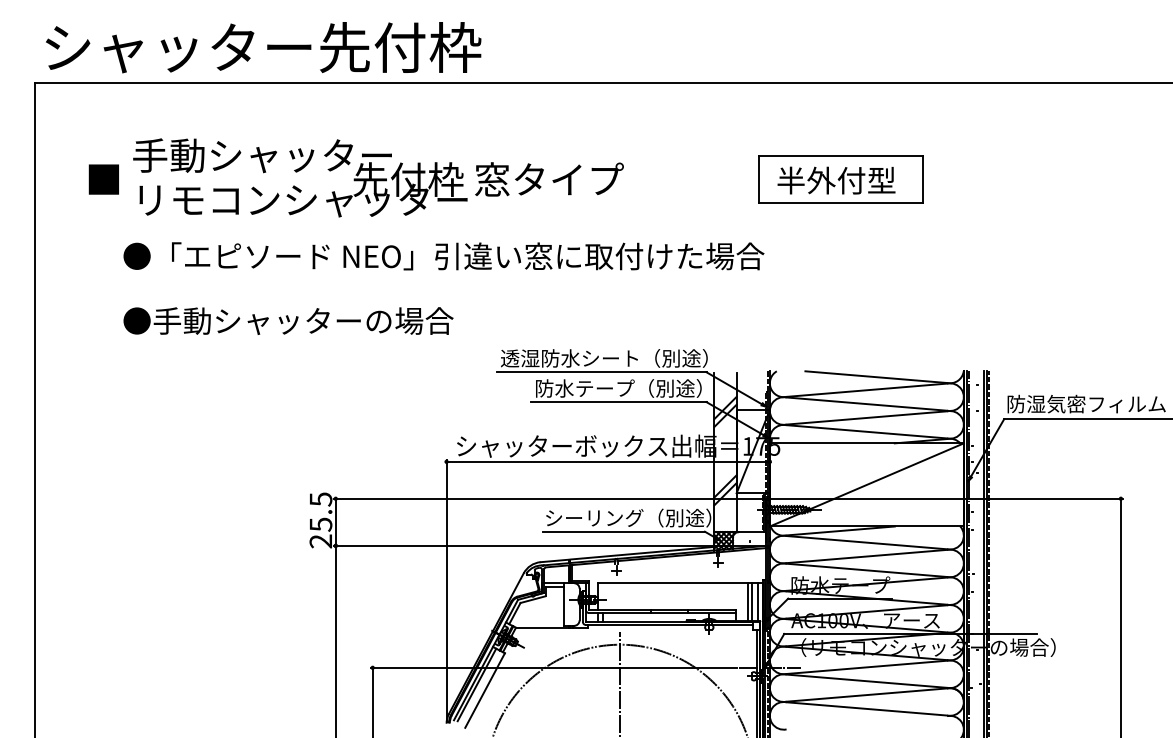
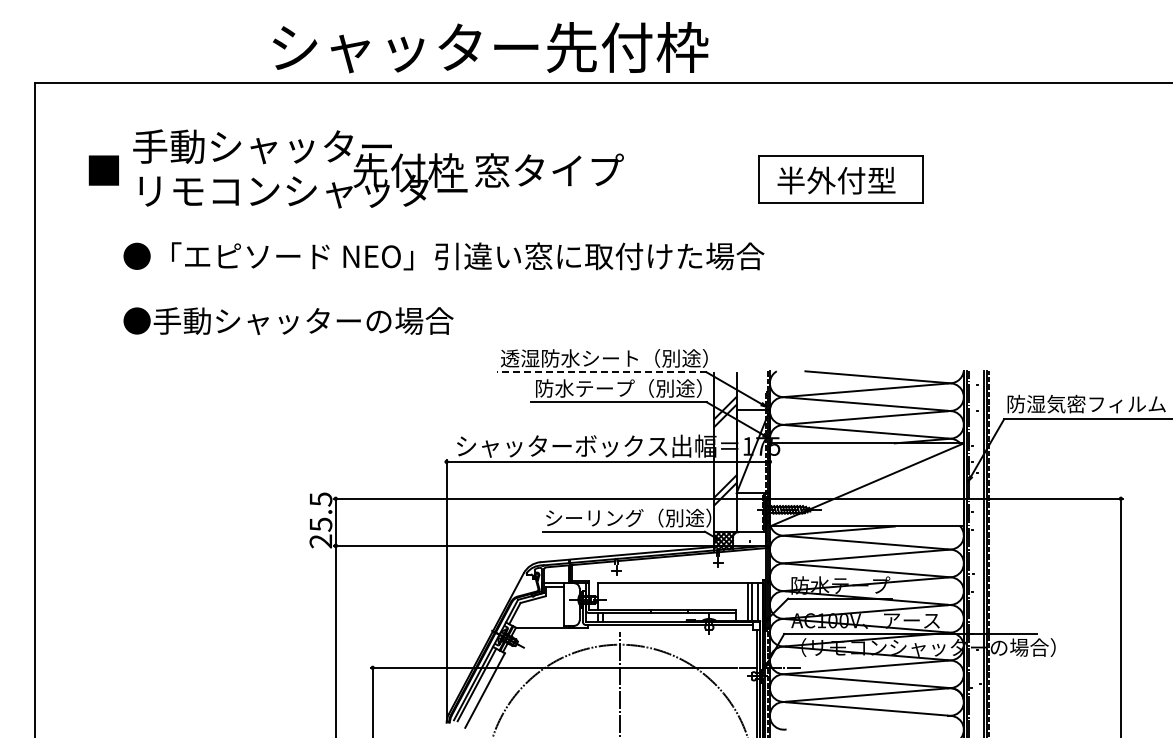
text position: (263, 47) -> (490, 47) (490, 47)
text position: (355, 177) -> (355, 168) (355, 168)
line: solid -> dashed (602, 372)
